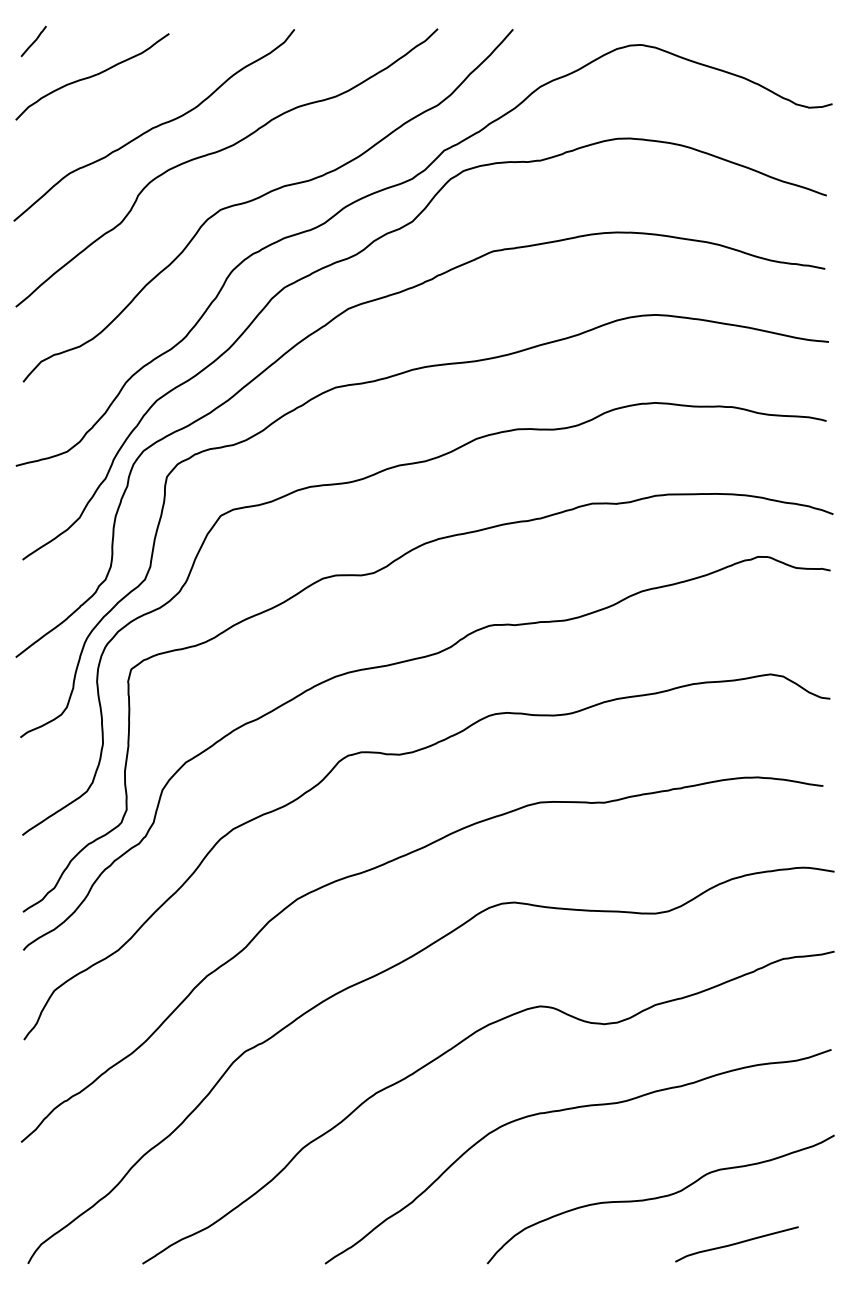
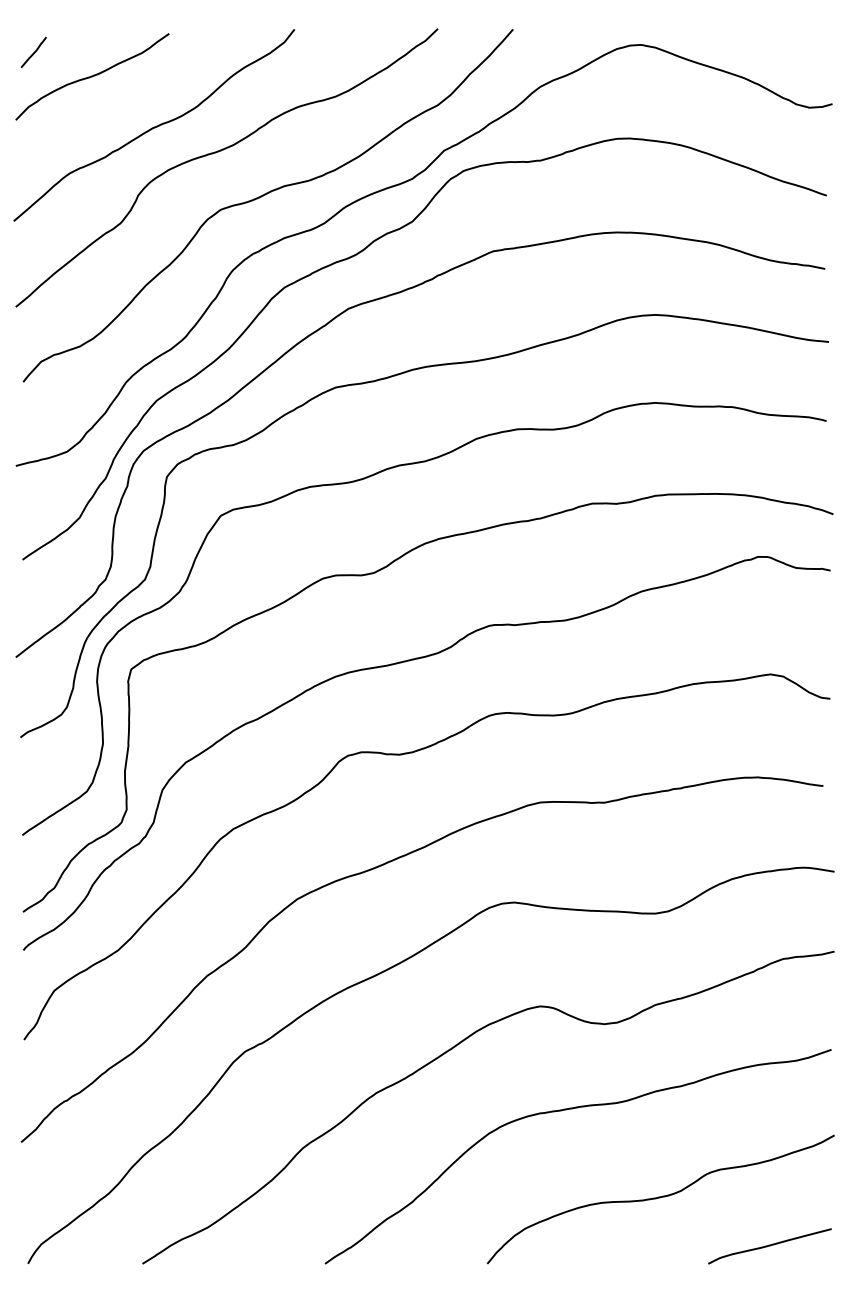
line position: (34, 40) -> (34, 51) (34, 51)
curve position: (736, 1244) -> (769, 1246) (769, 1246)
